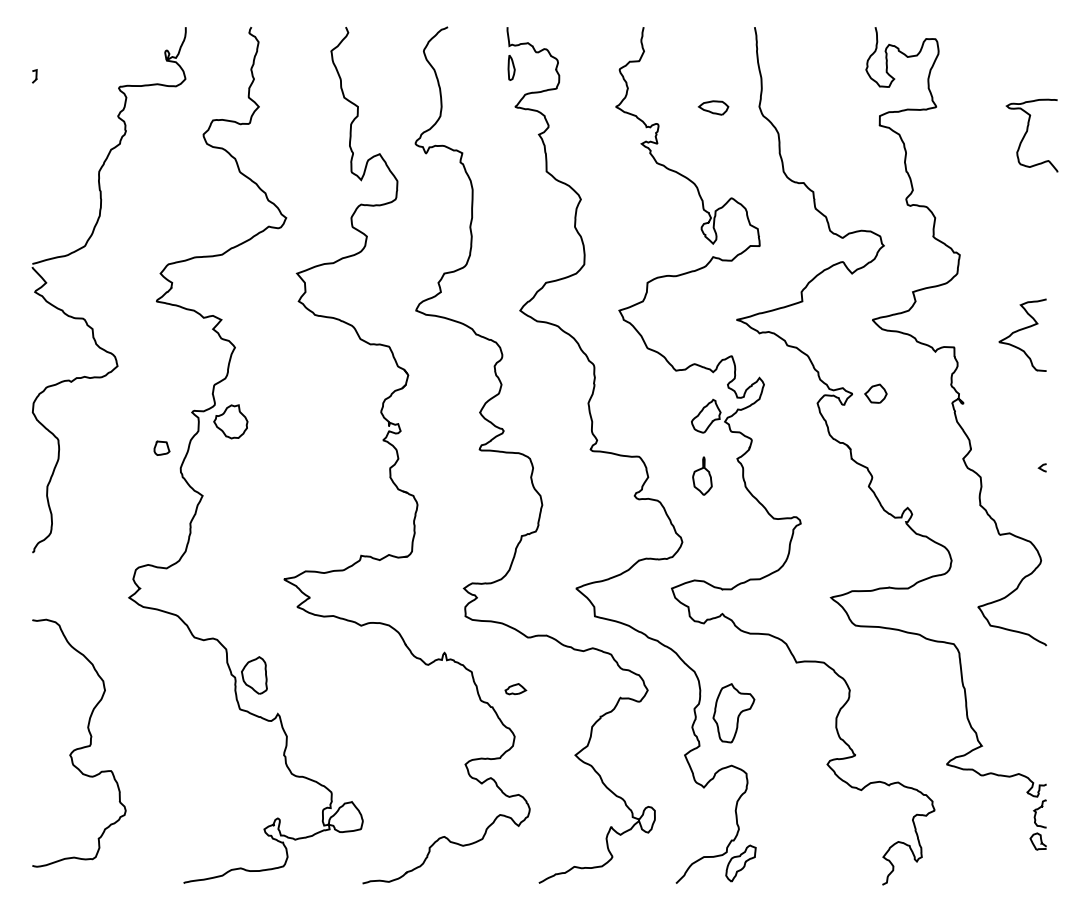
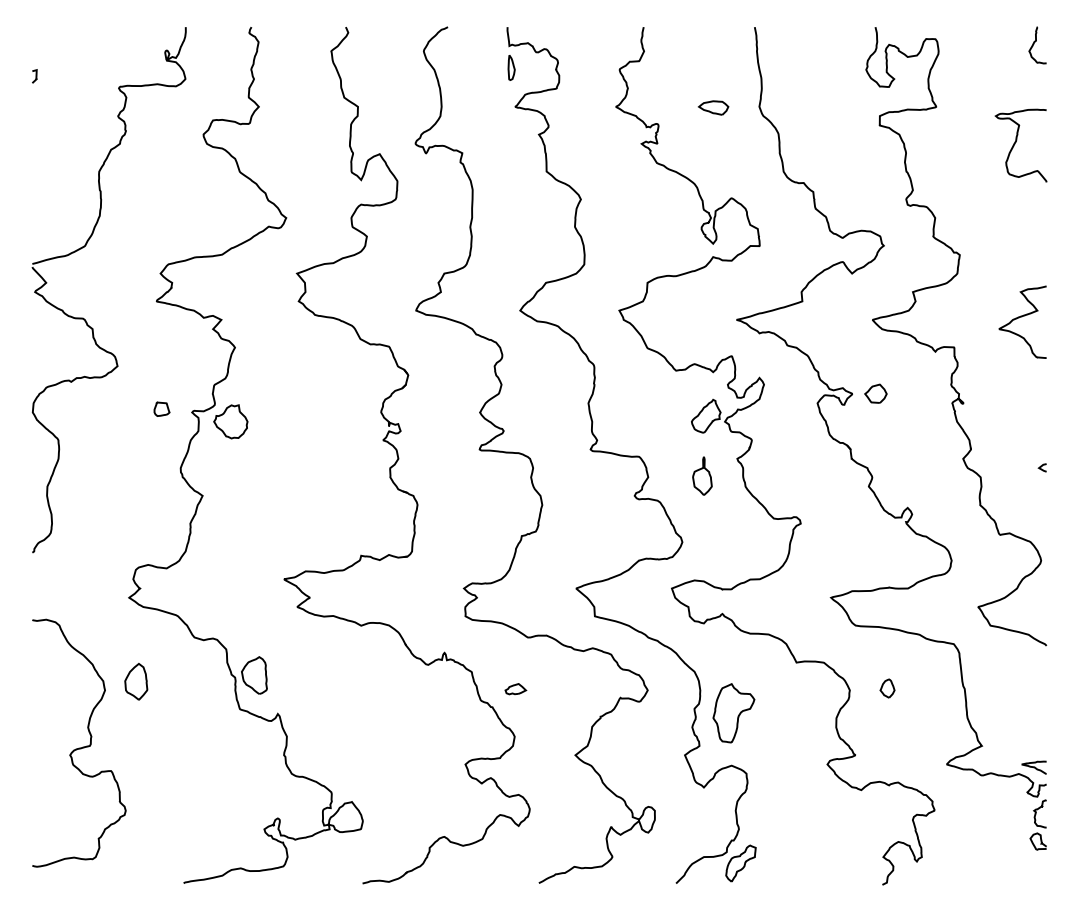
curve: none -> present (1034, 44)
curve position: (1027, 132) -> (1016, 142) (1016, 142)
curve position: (1022, 330) -> (1022, 317) (1022, 317)
part position: (161, 447) -> (161, 408) (161, 408)
part: none -> present (136, 681)
part: none -> present (887, 688)
curve: none -> present (1033, 767)
